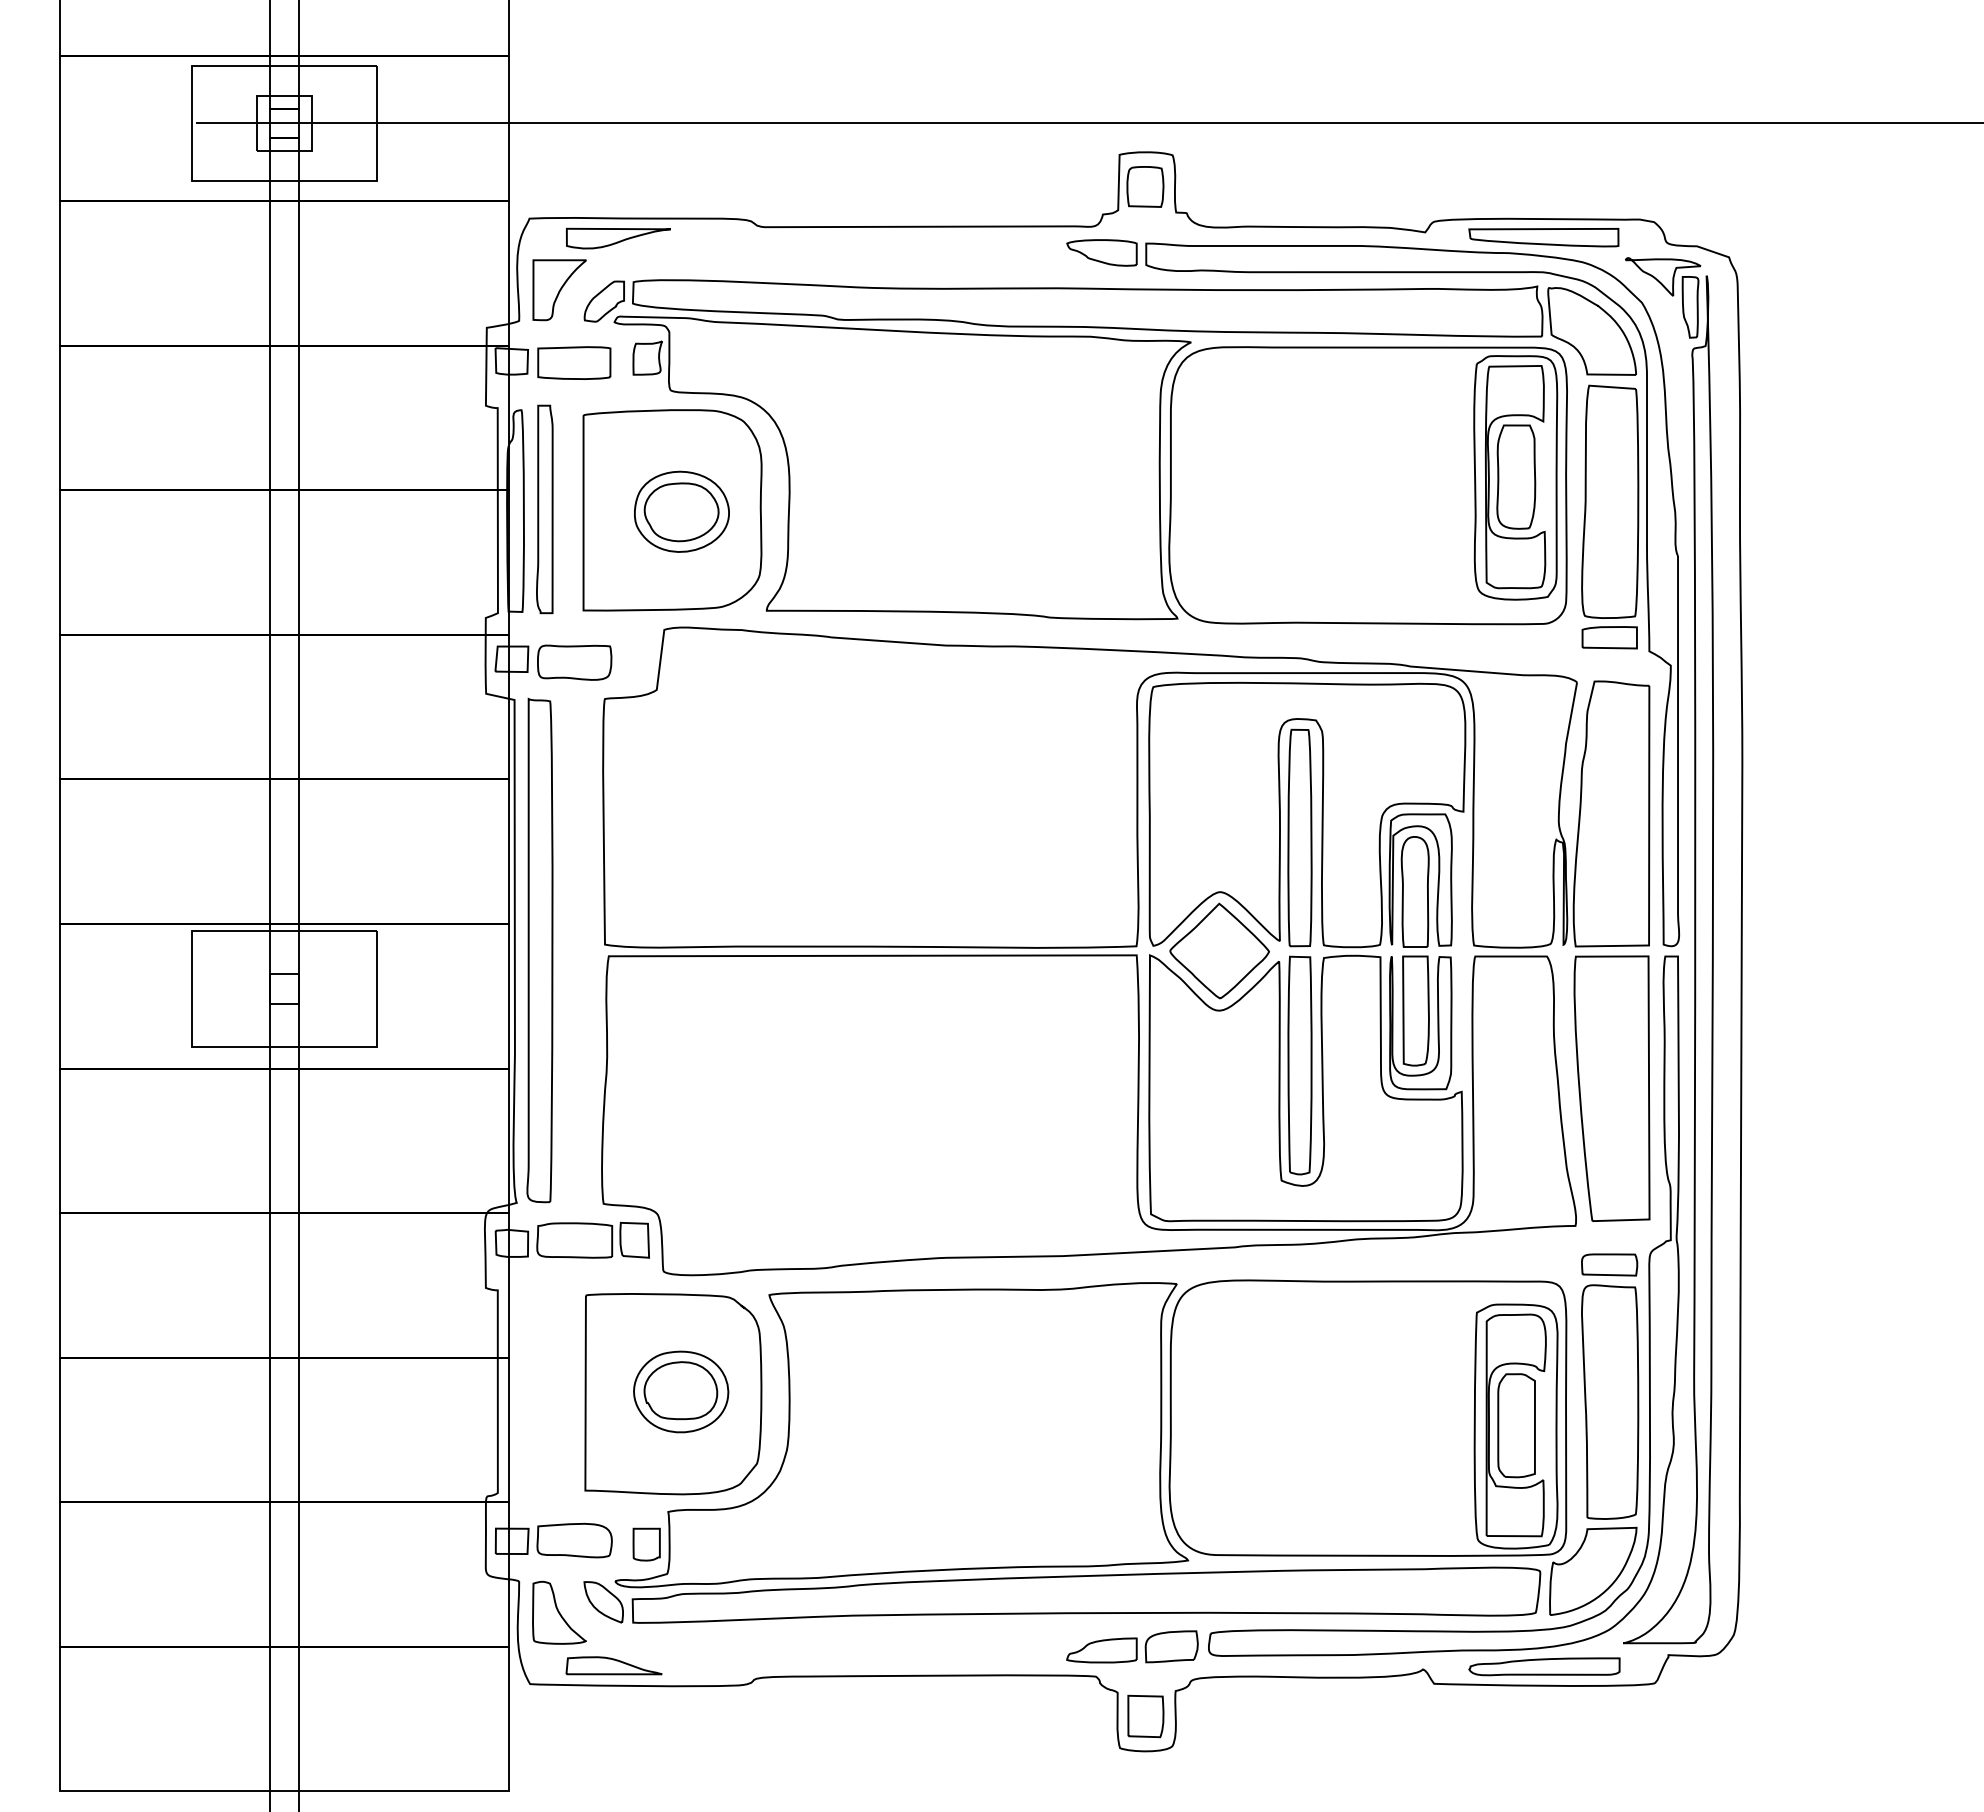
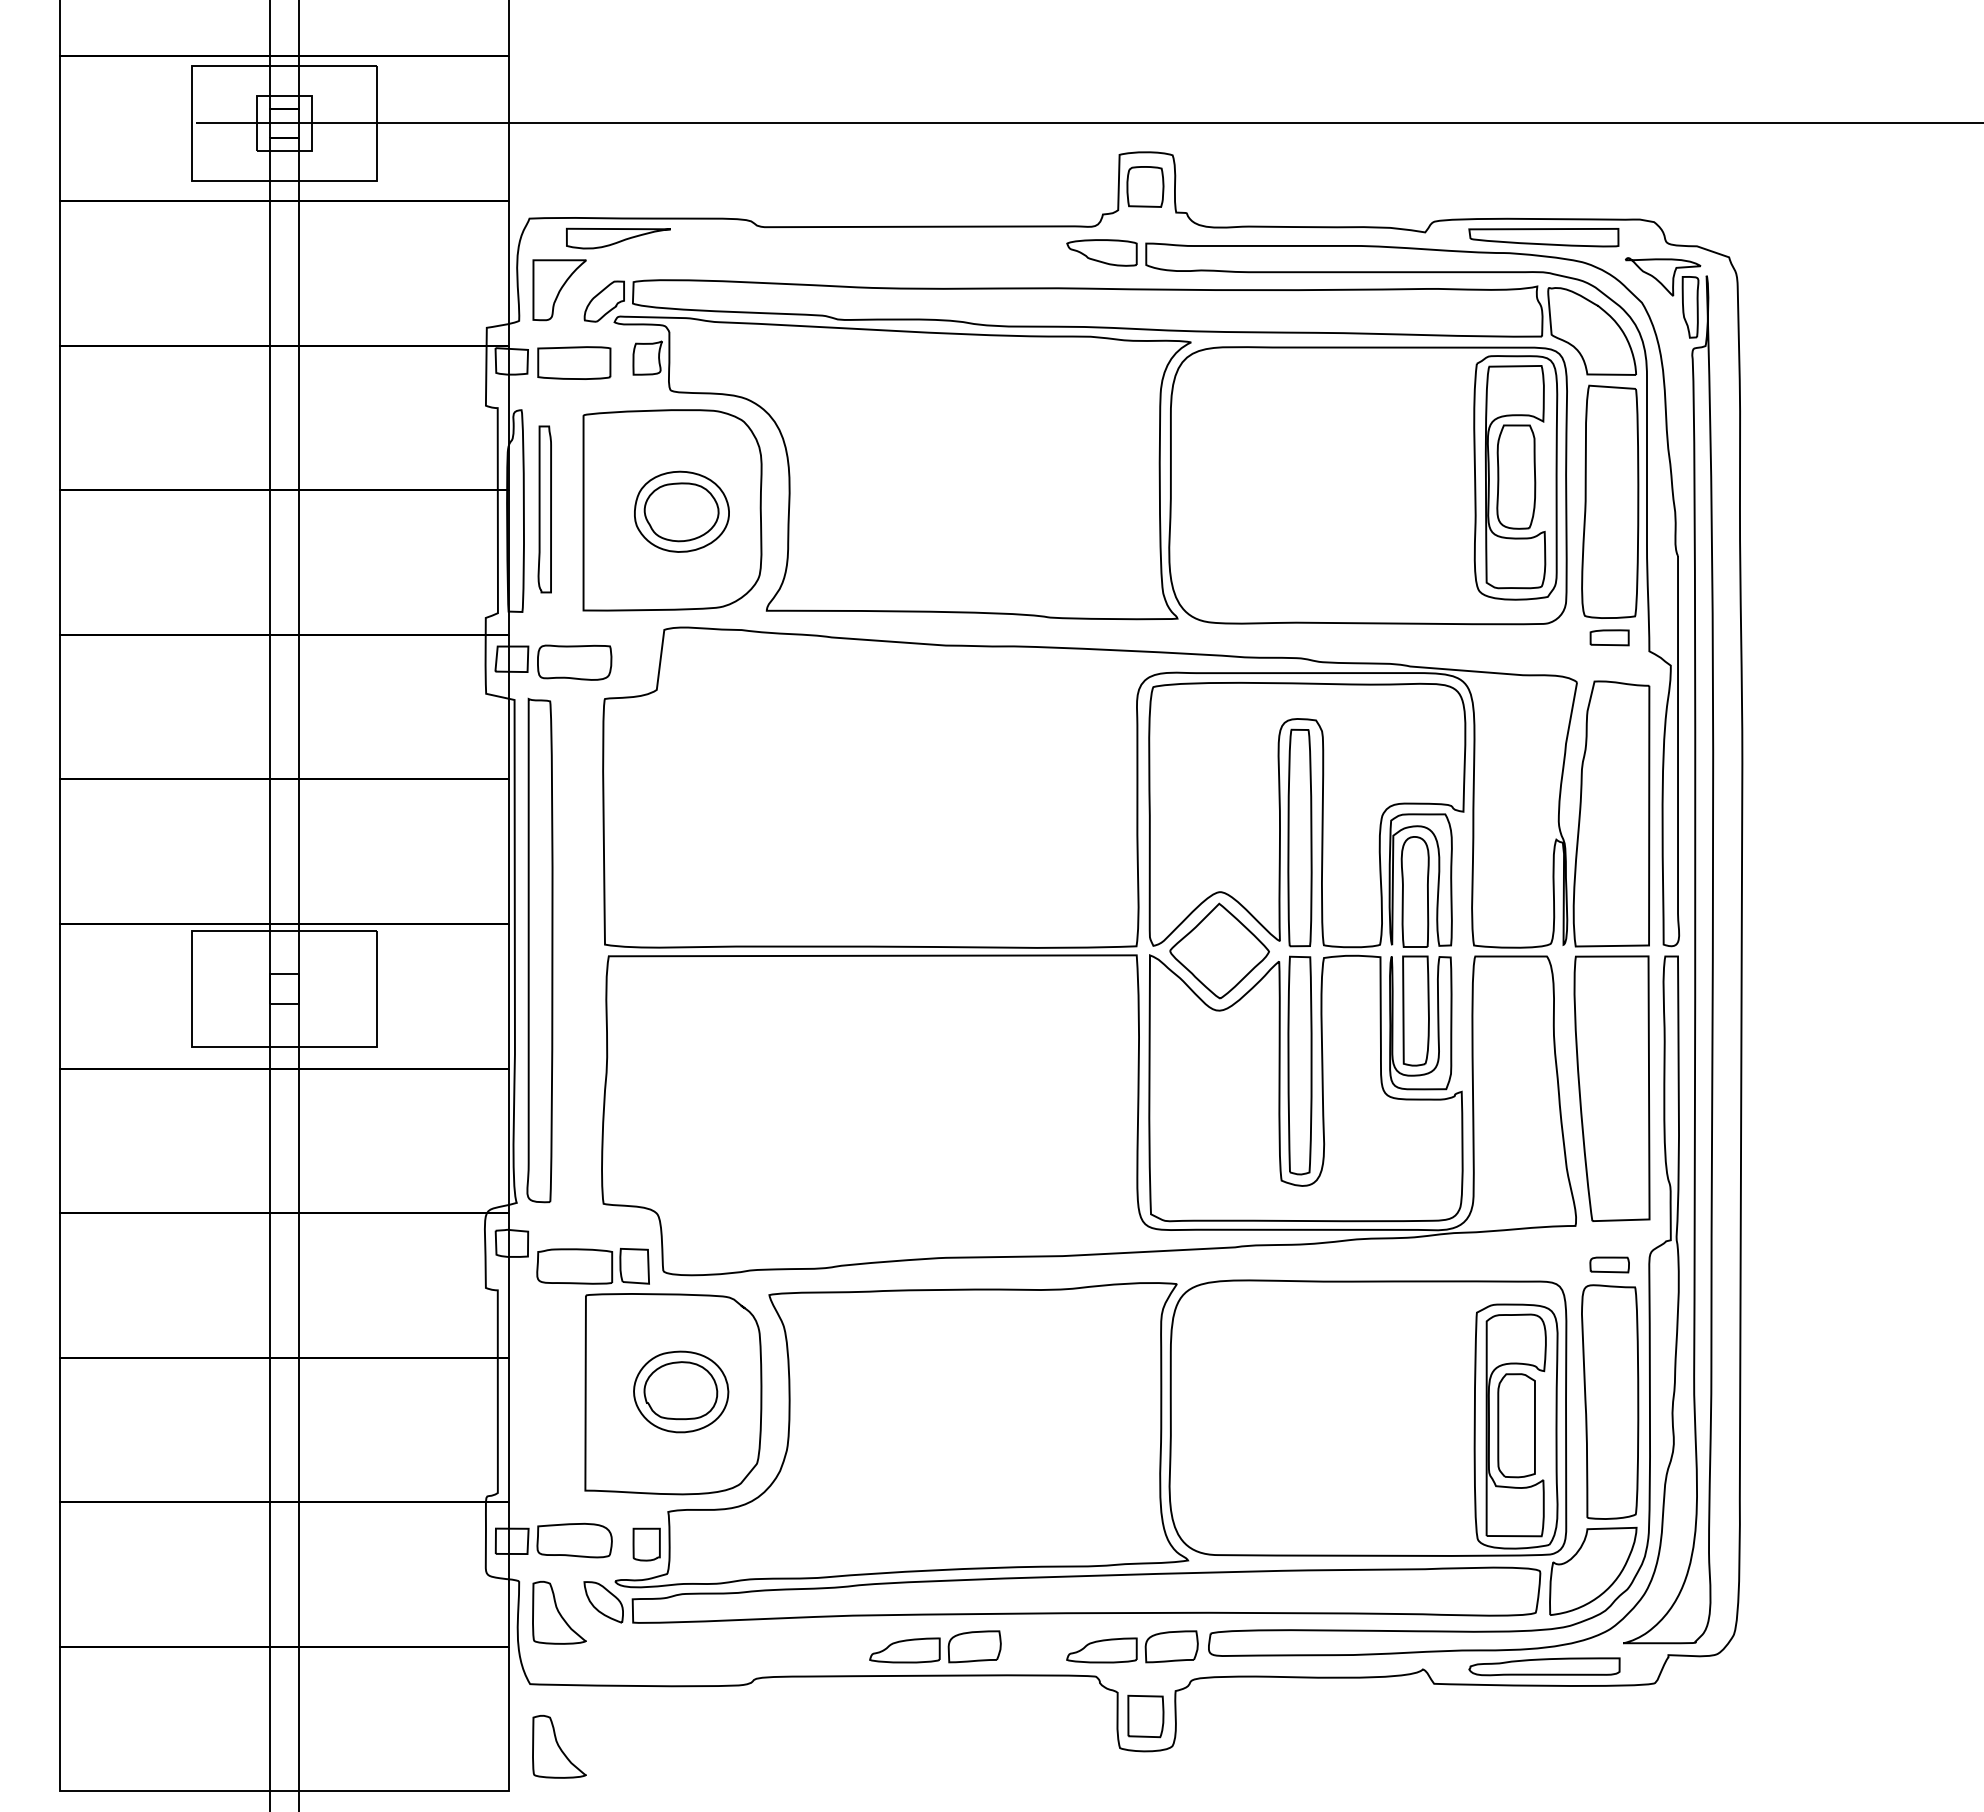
part size: 18x211 px -> 15x169 px (544, 509)
part size: 57x24 px -> 41x18 px (1609, 637)
part position: (592, 1239) -> (592, 1265) (592, 1265)
part size: 58x24 px -> 41x18 px (1609, 1264)
part: none -> present (935, 1646)
part: present -> none (613, 1665)
part: none -> present (559, 1746)
